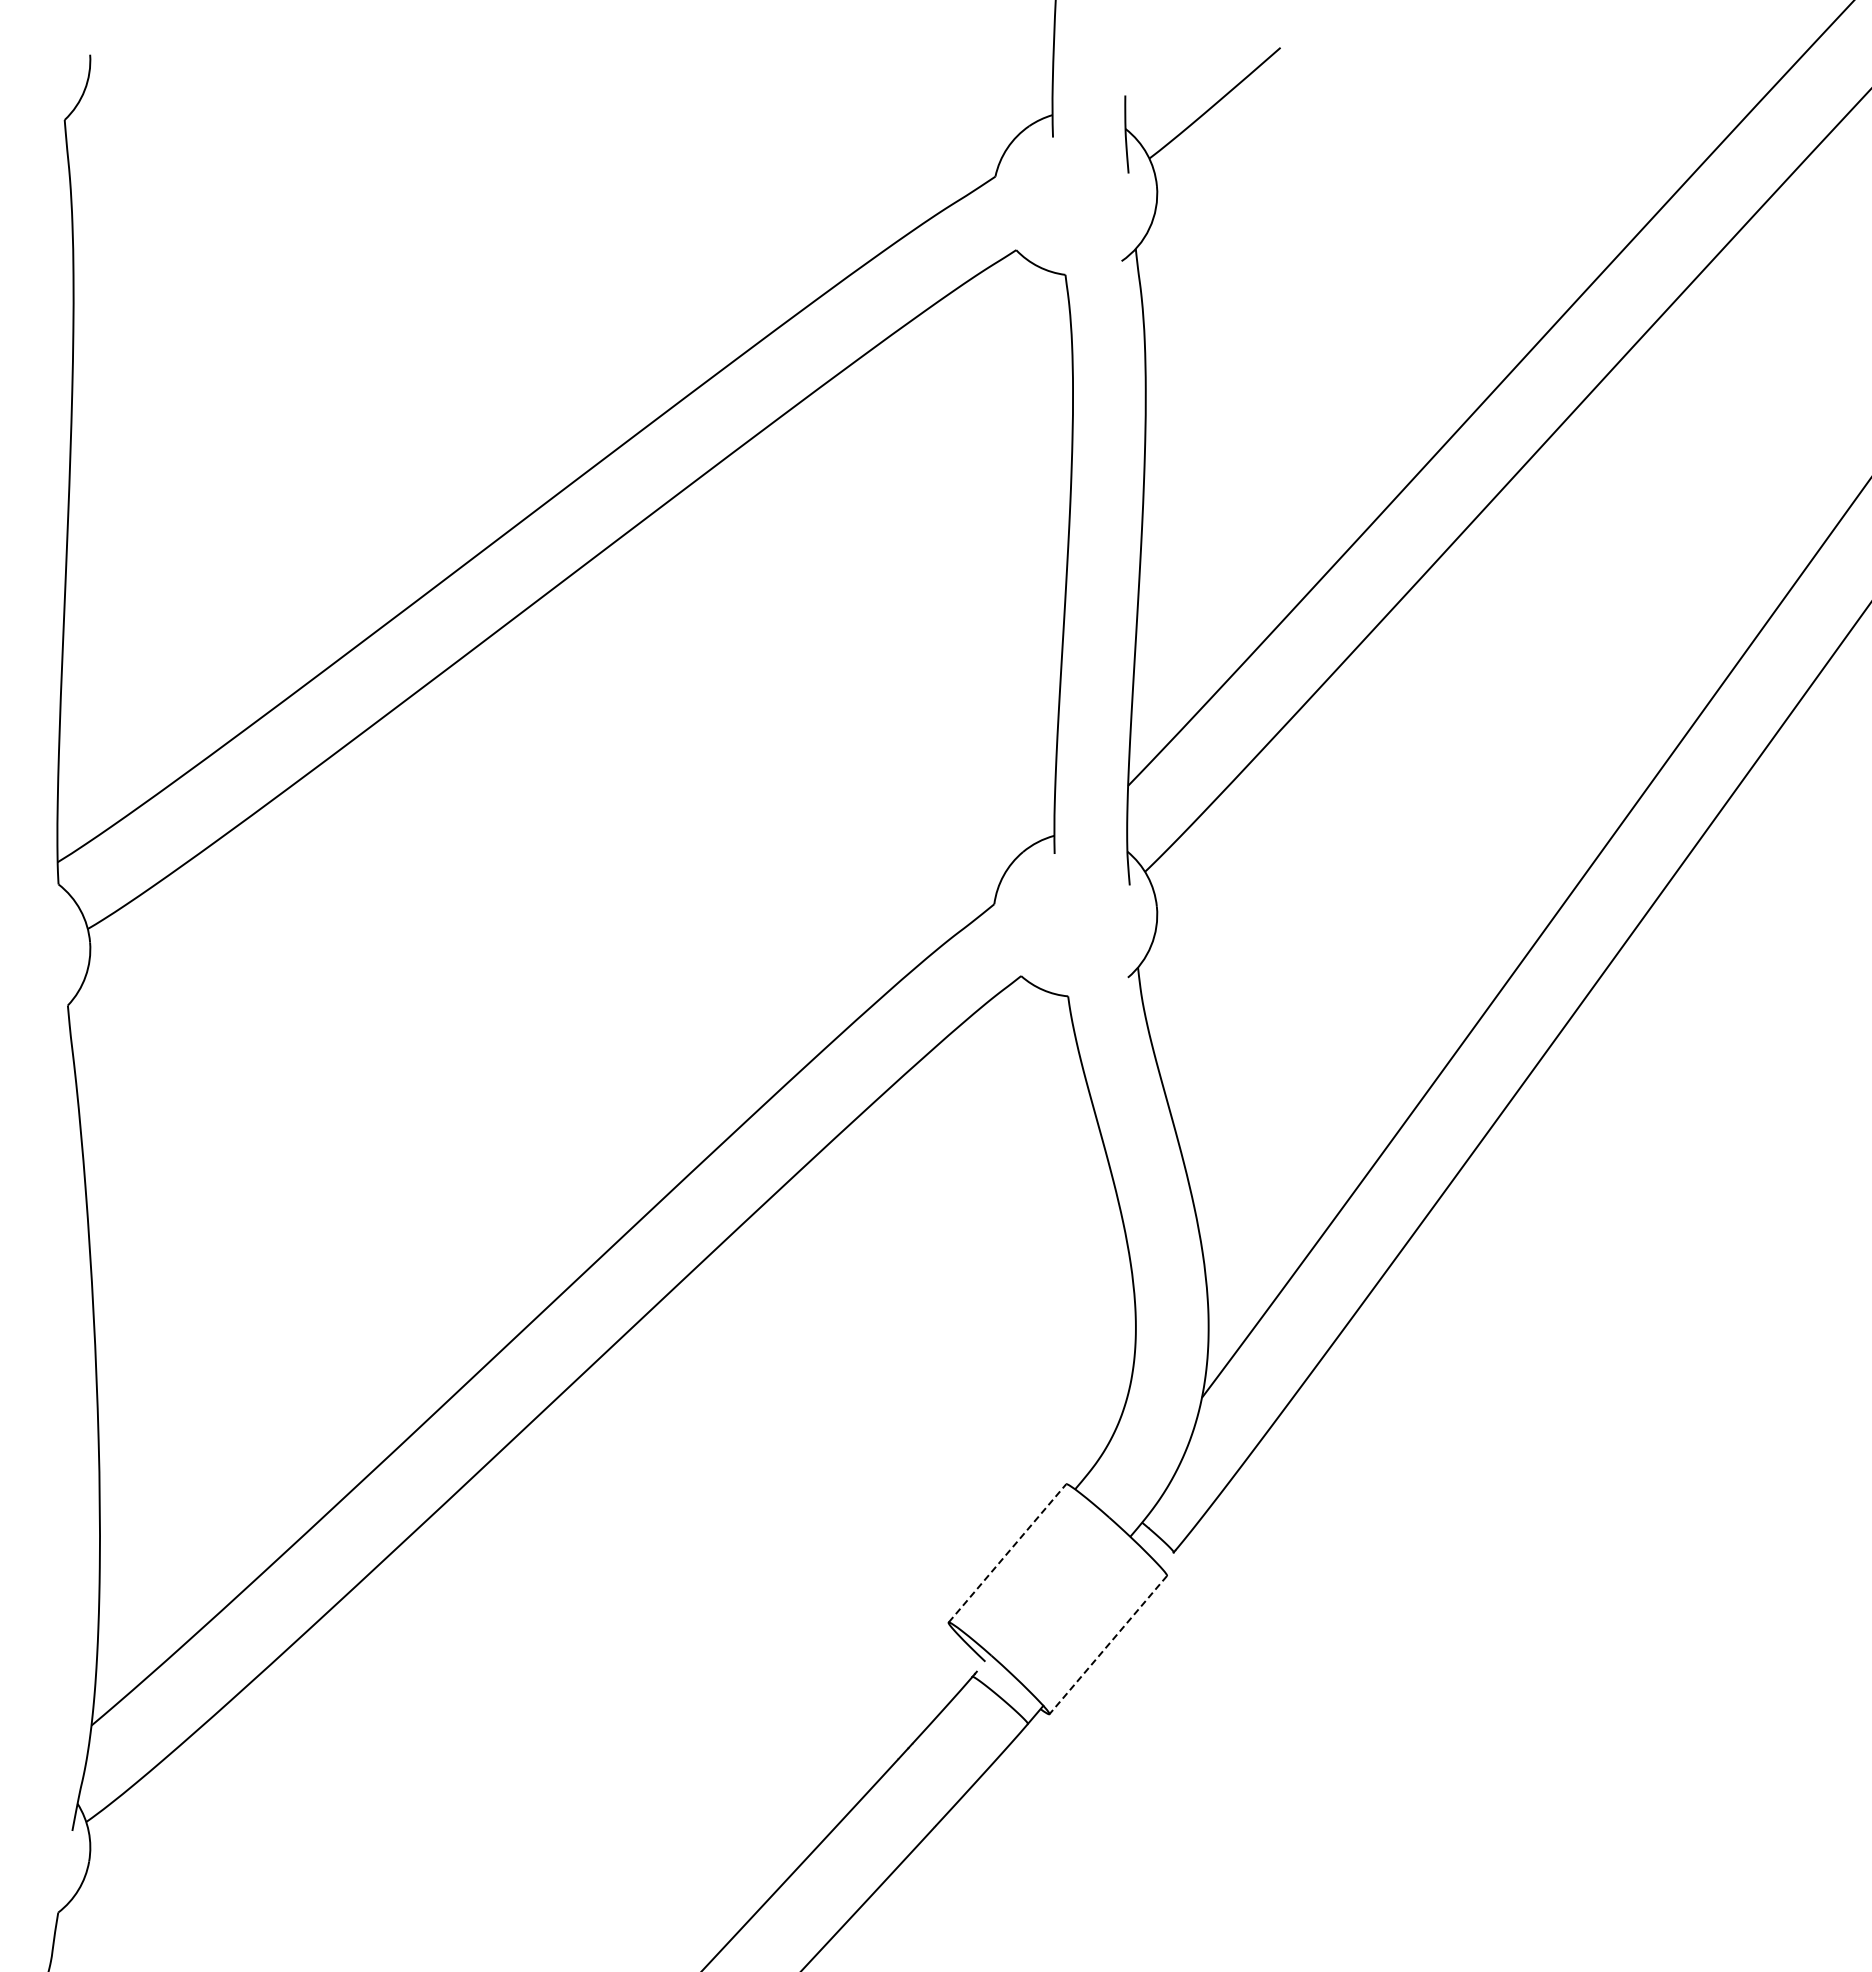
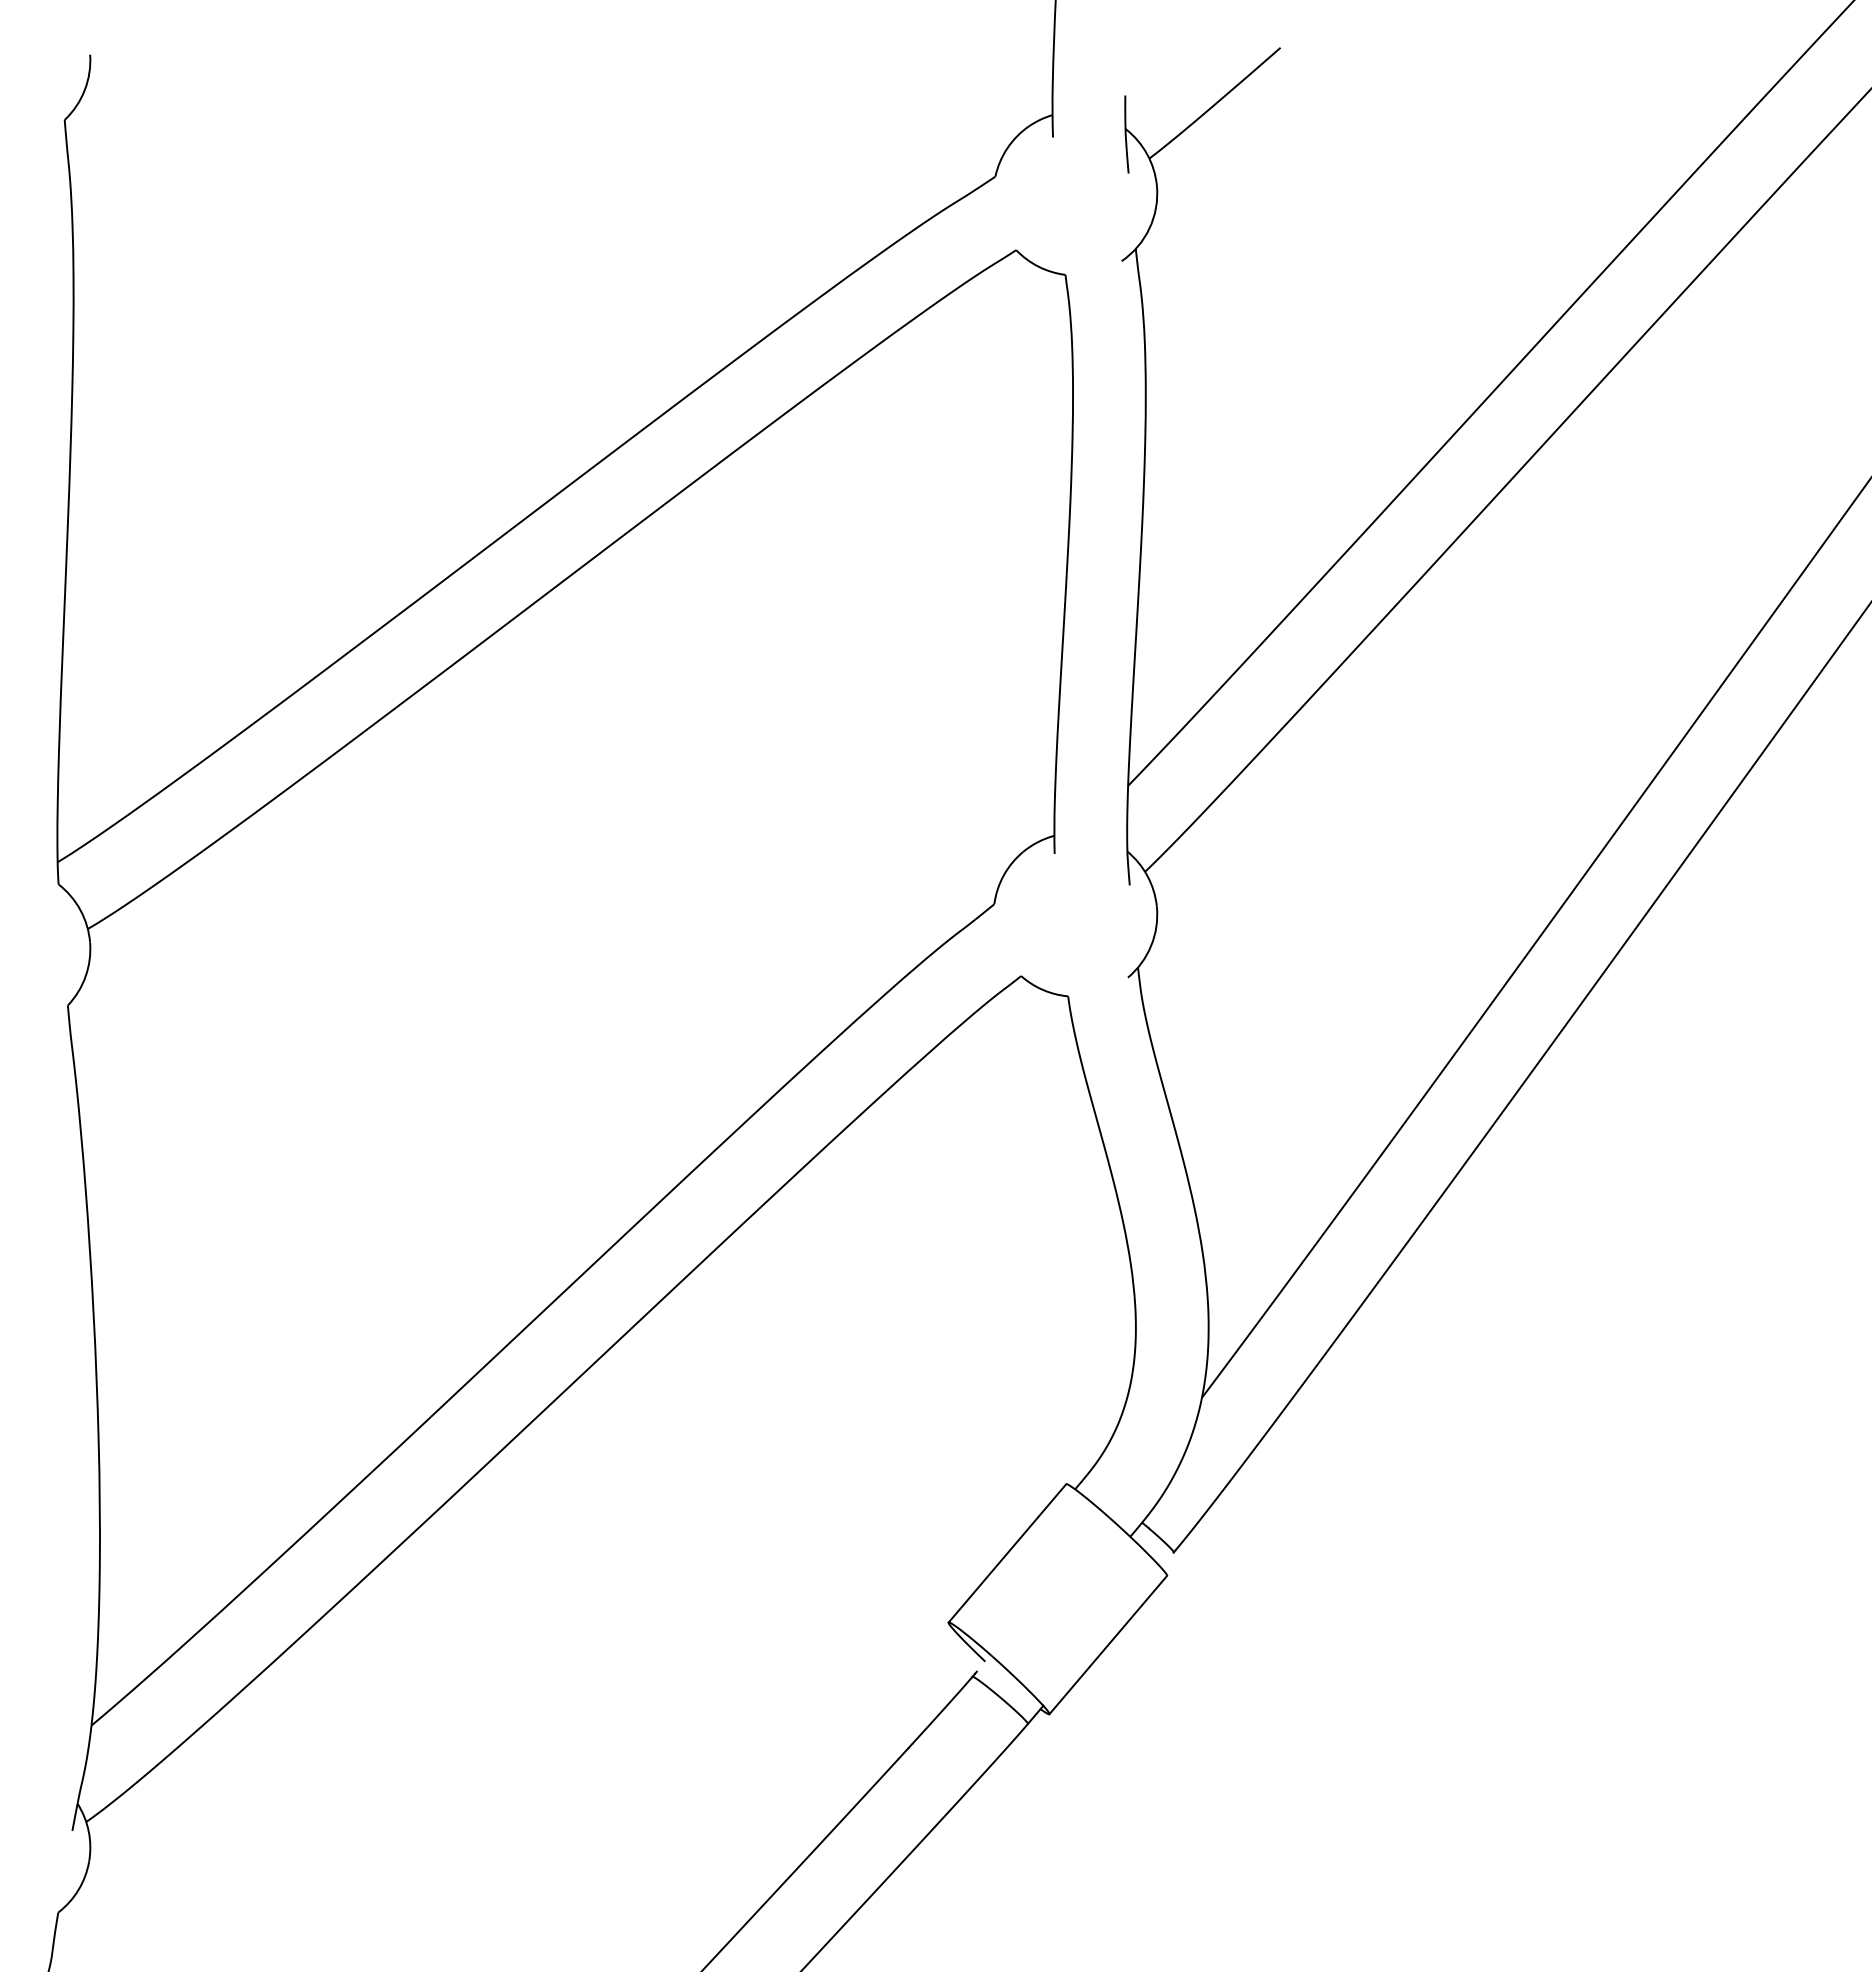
line: dashed -> solid (1007, 1553)
line: dashed -> solid (1108, 1645)
